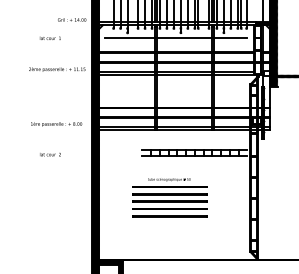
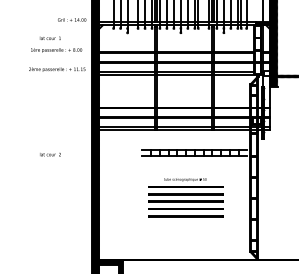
line: present -> none (175, 37)
text position: (56, 124) -> (56, 50) (56, 50)
part position: (169, 197) -> (185, 197) (185, 197)
